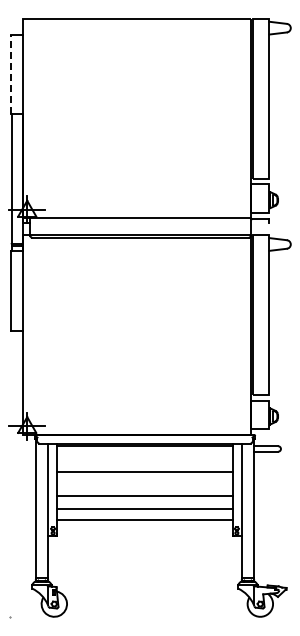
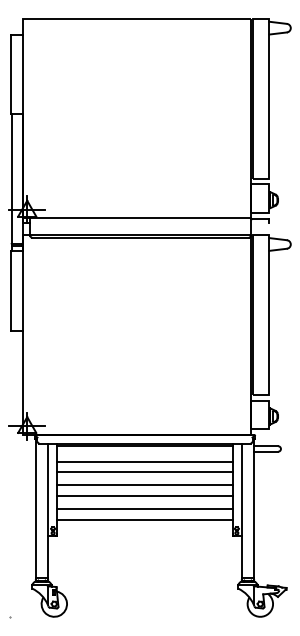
line: dashed -> solid (11, 74)
line: none -> present (144, 461)
line: none -> present (144, 485)
